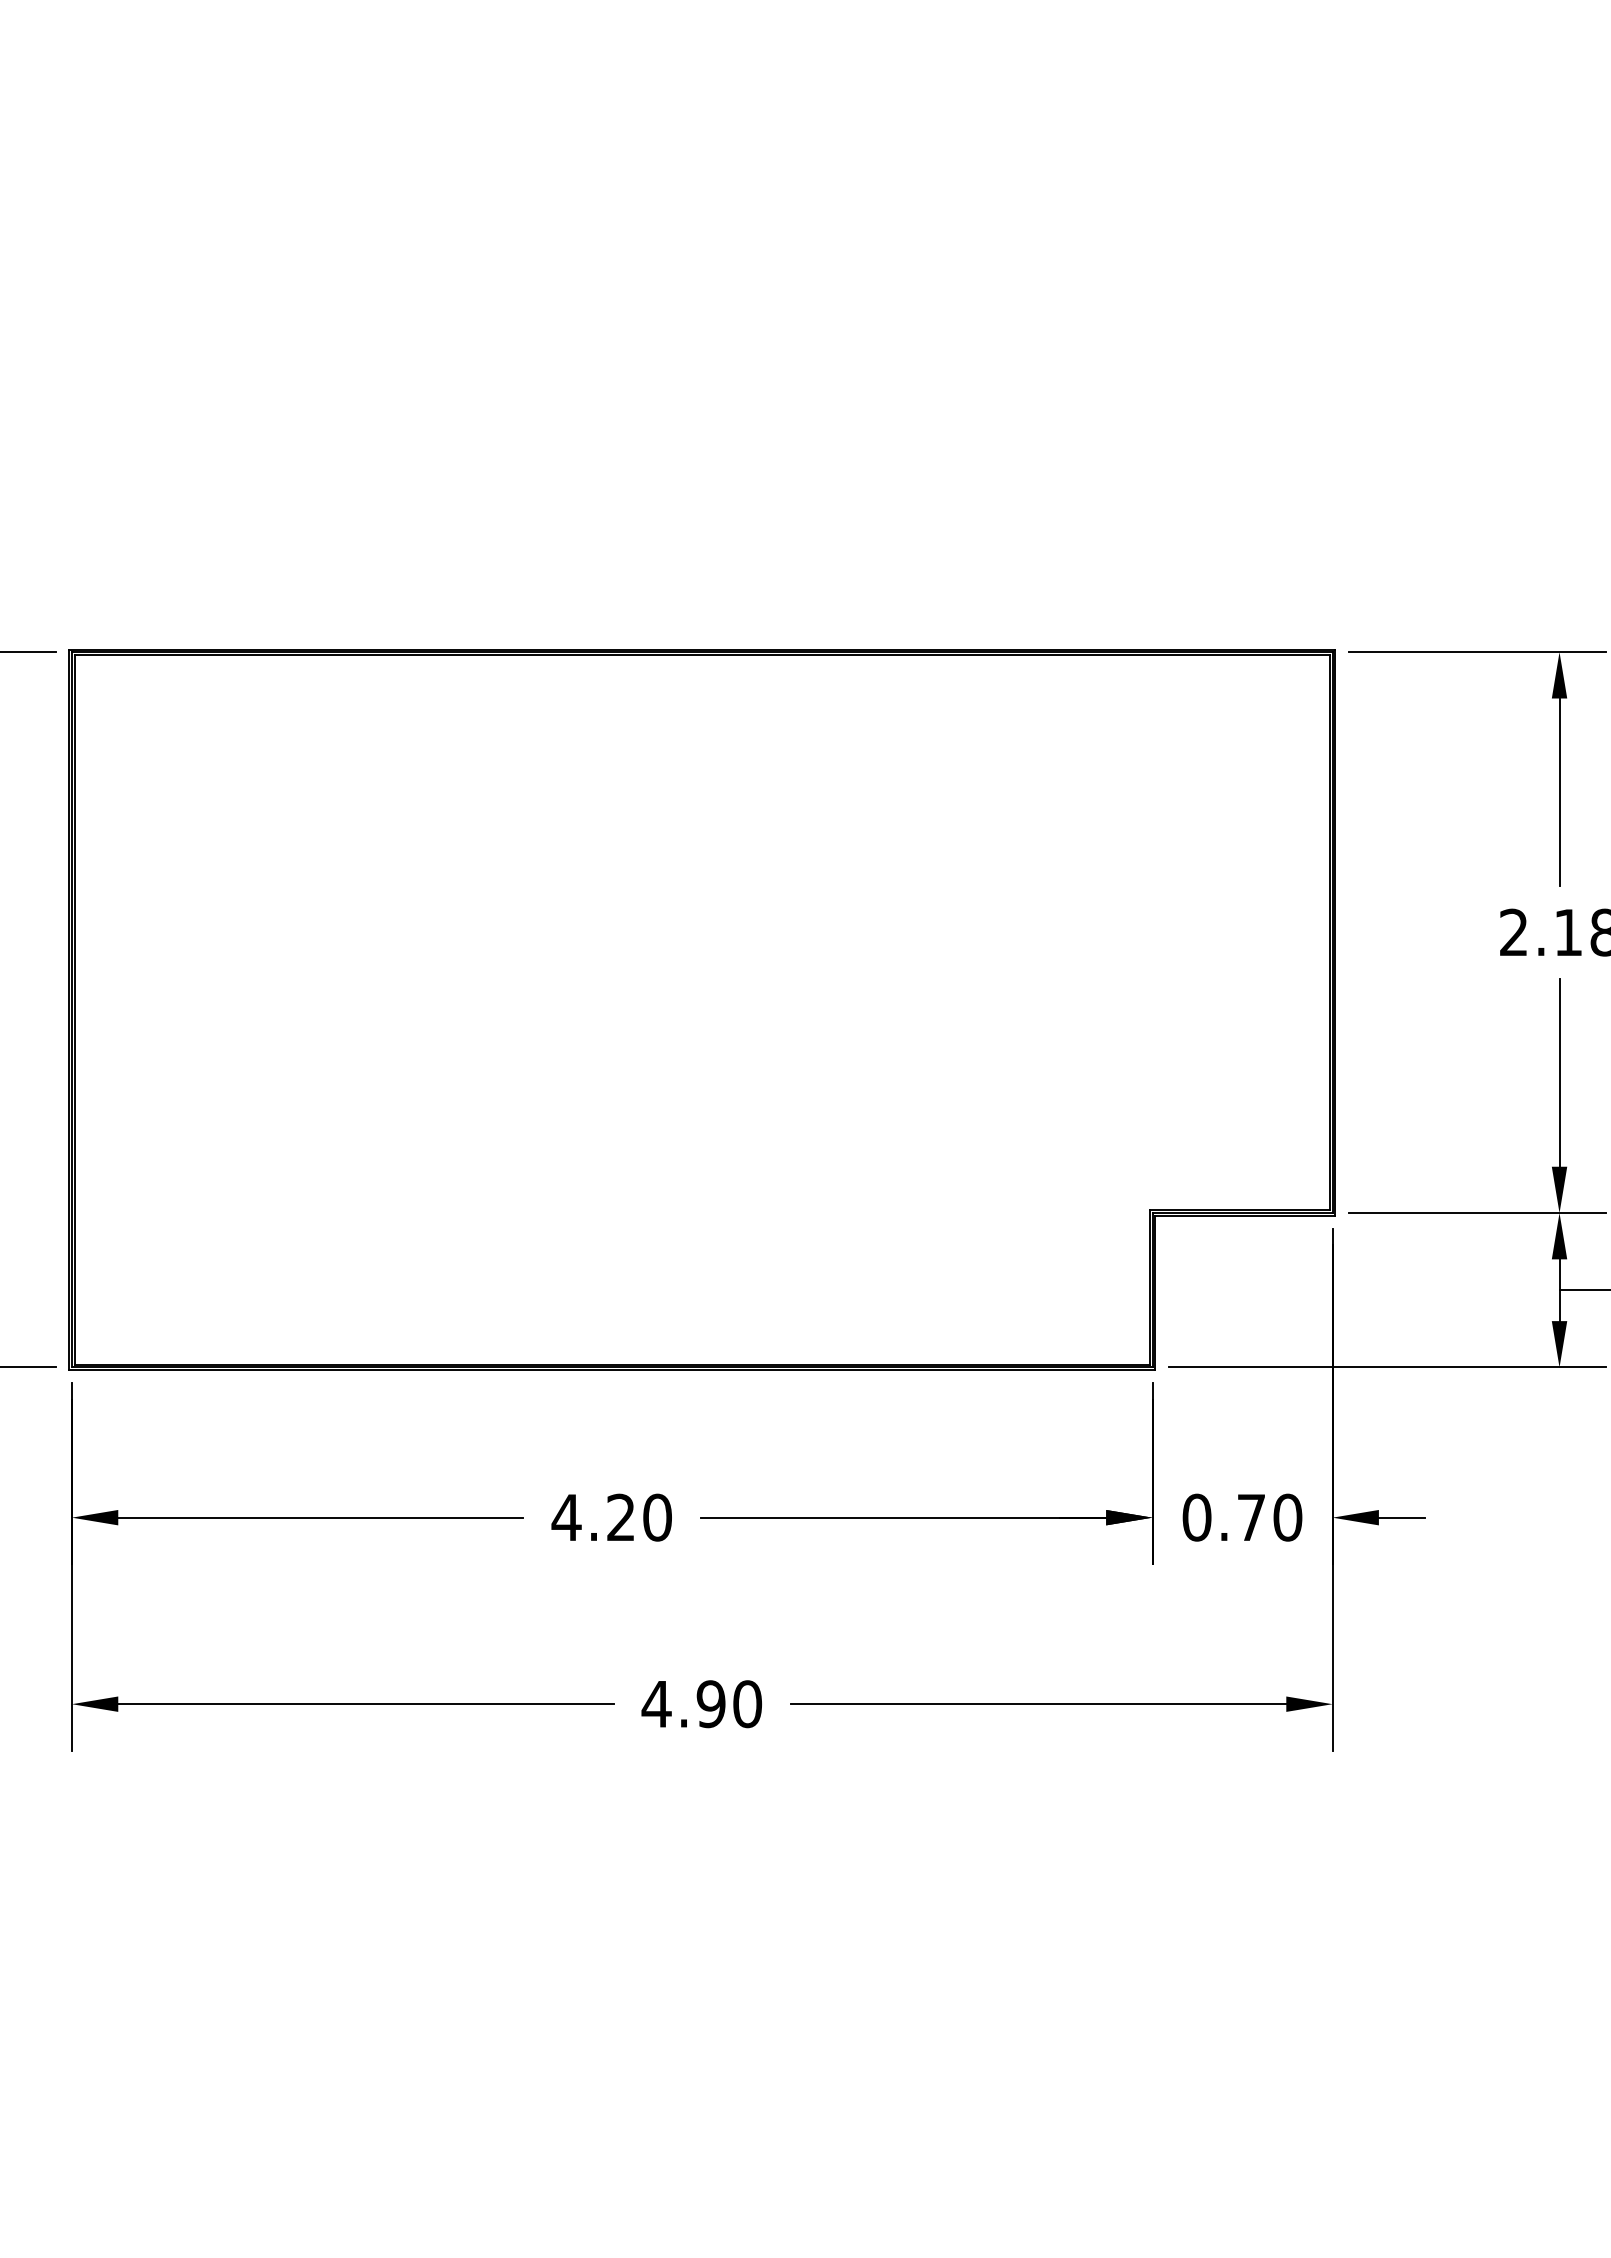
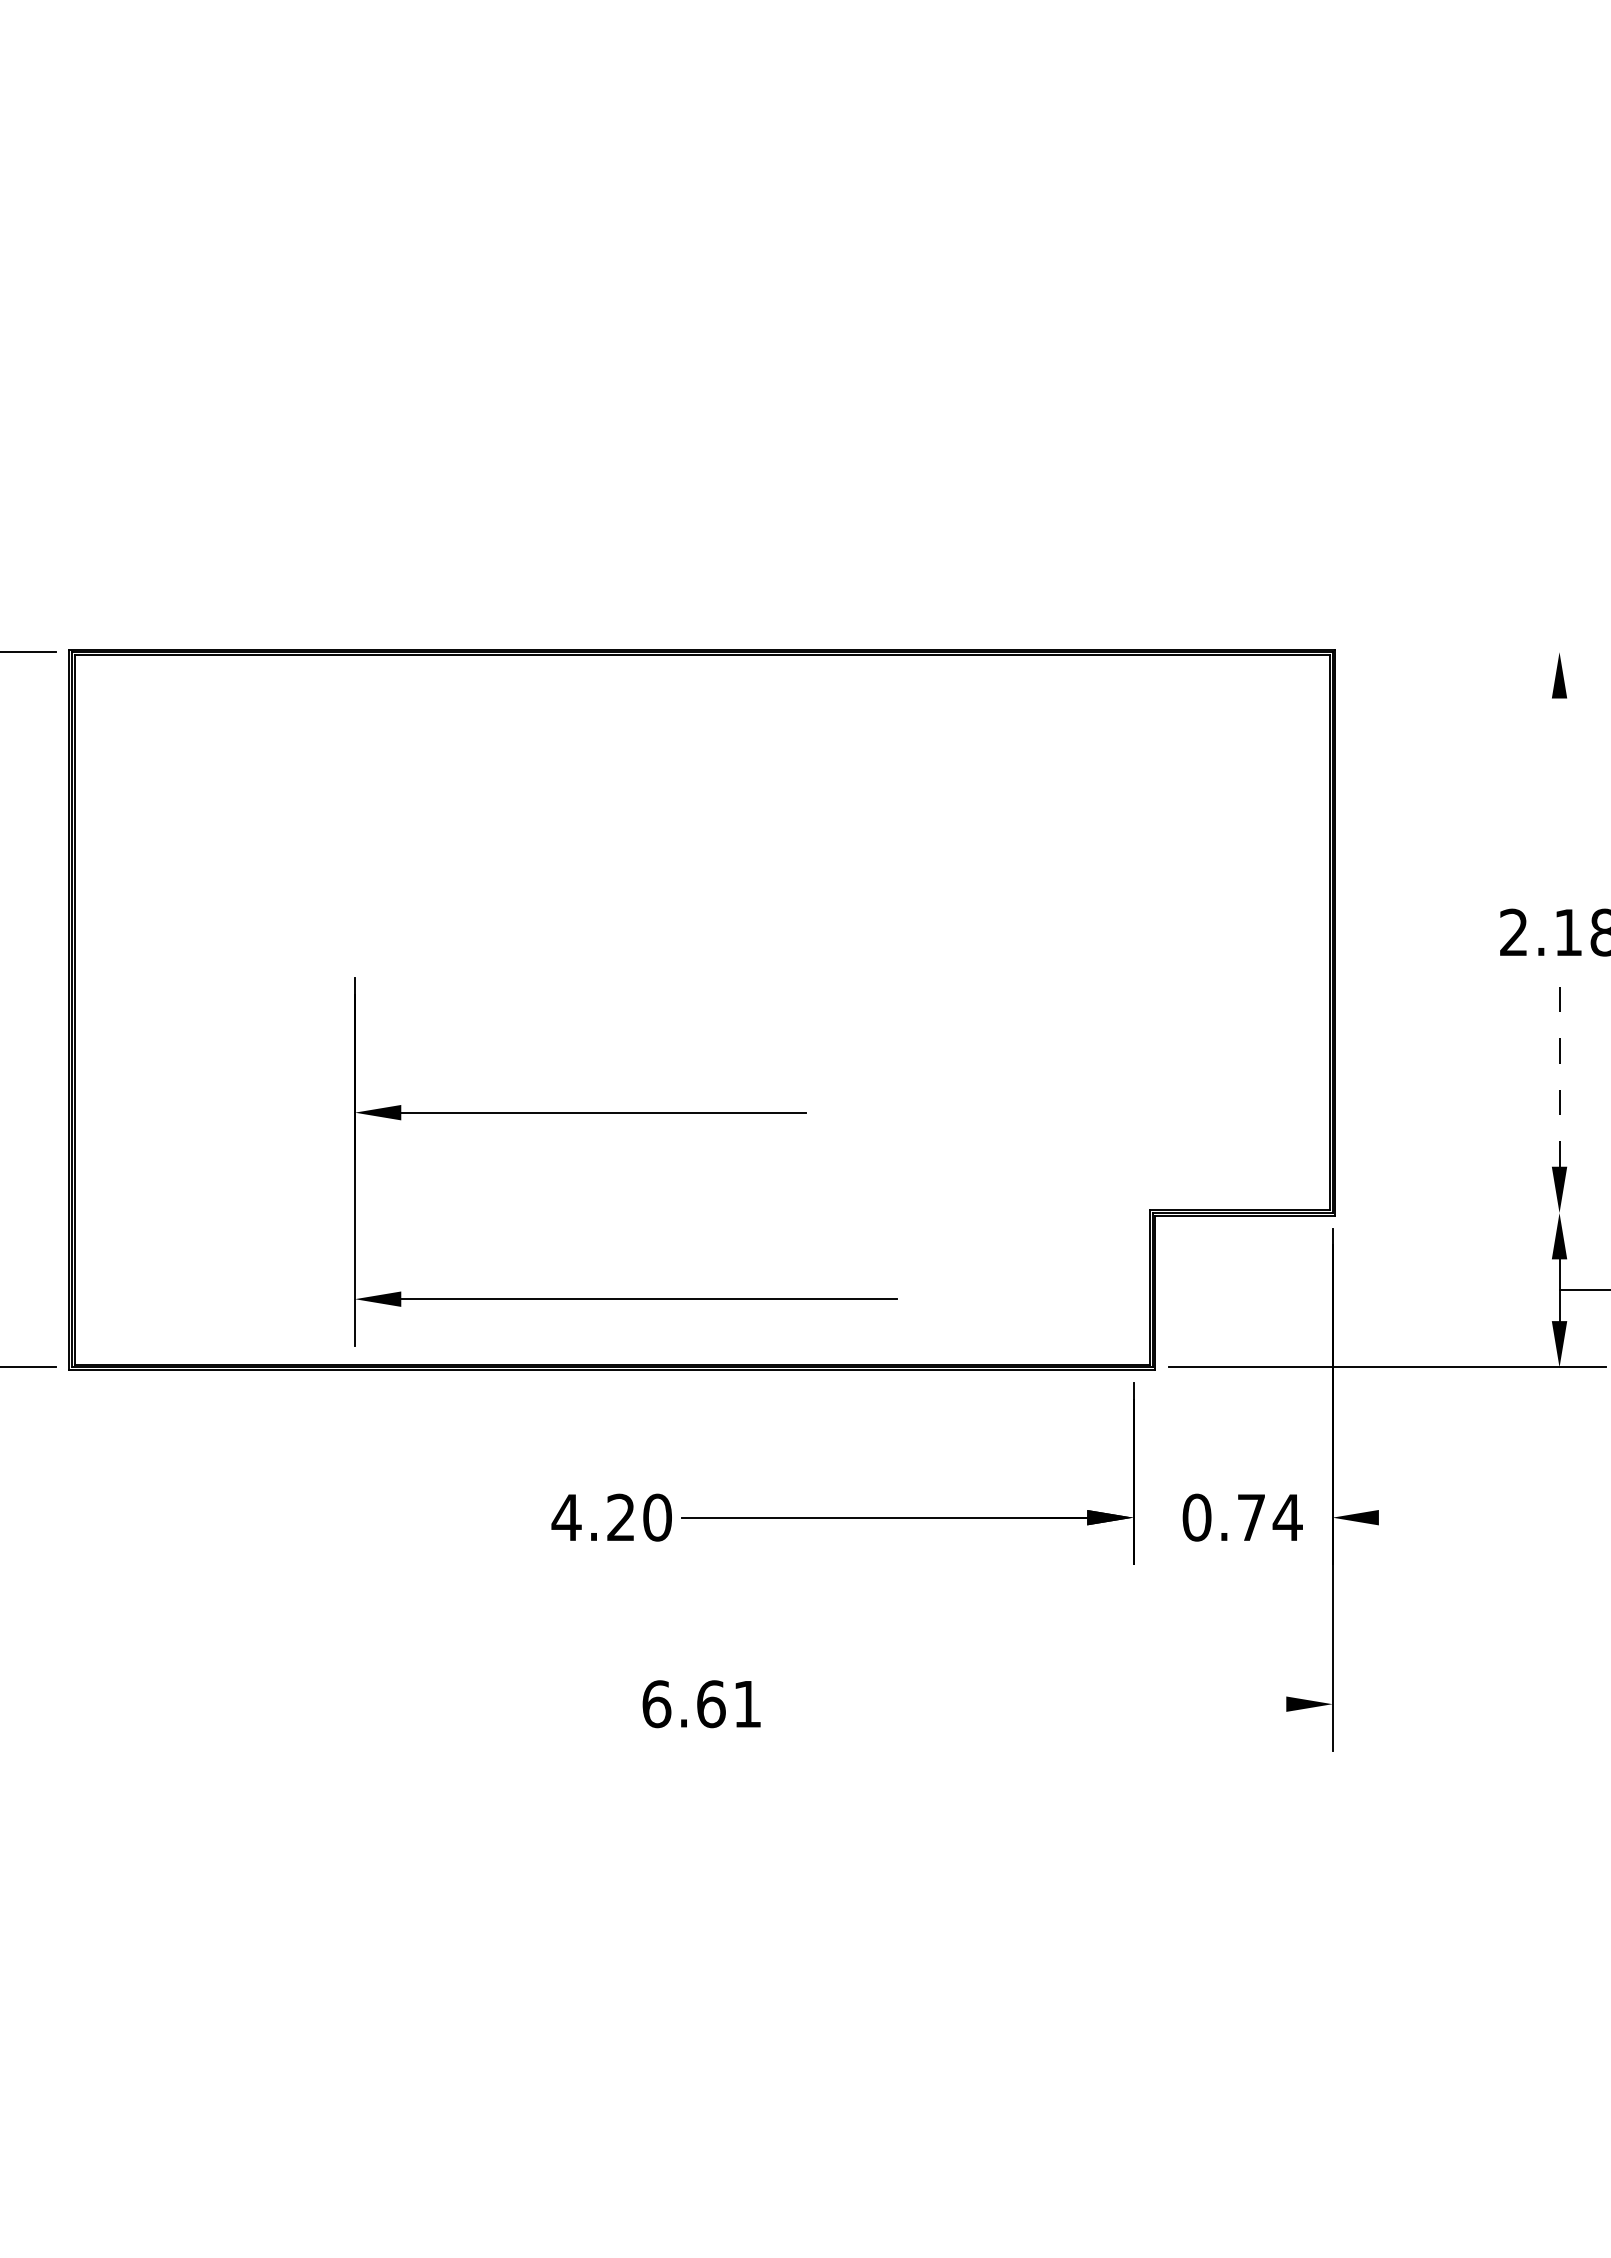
line: present -> none (1476, 652)
line: present -> none (1559, 792)
line: solid -> dashed (1559, 1072)
line: present -> none (1476, 1213)
part position: (926, 1517) -> (907, 1517) (907, 1517)
text: 0.70 -> 0.74 (1287, 1517)
line: present -> none (1401, 1517)
part position: (342, 1518) -> (625, 1113) (625, 1113)
text: 4.90 -> 6.61 (701, 1704)
line: present -> none (1038, 1704)
